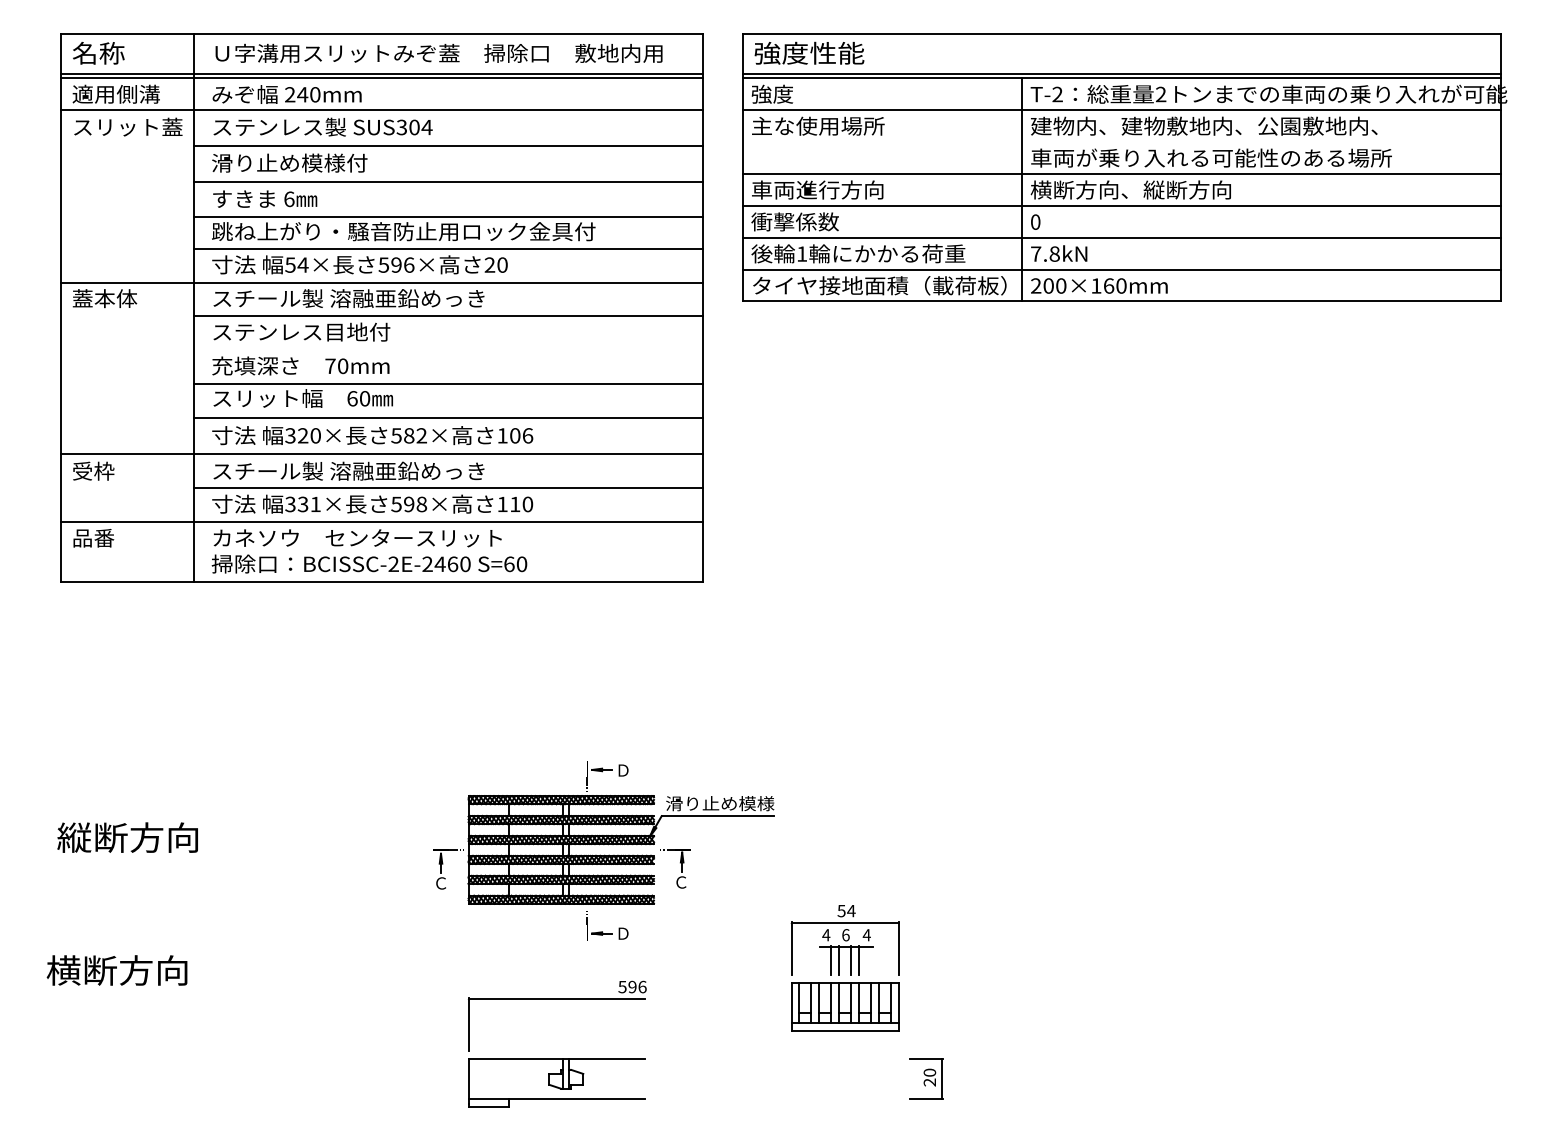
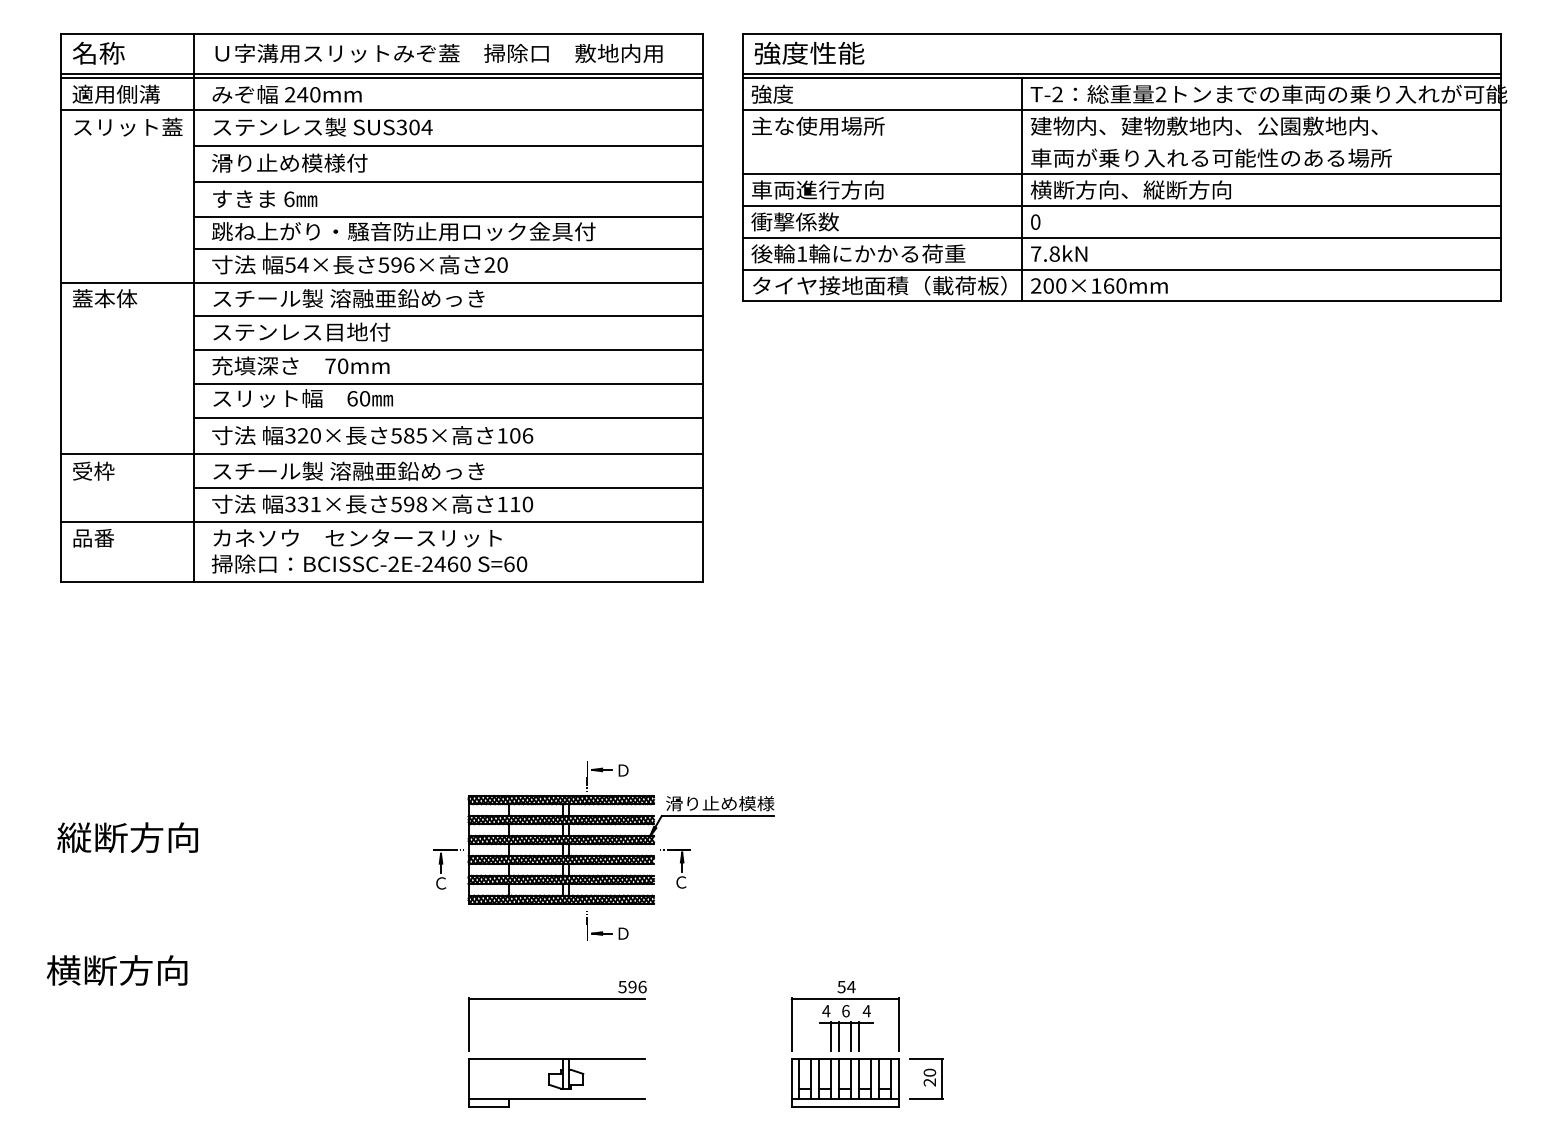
line: none -> present (448, 350)
text: 582× -> 585× (421, 435)
part position: (844, 968) -> (844, 1044) (844, 1044)
